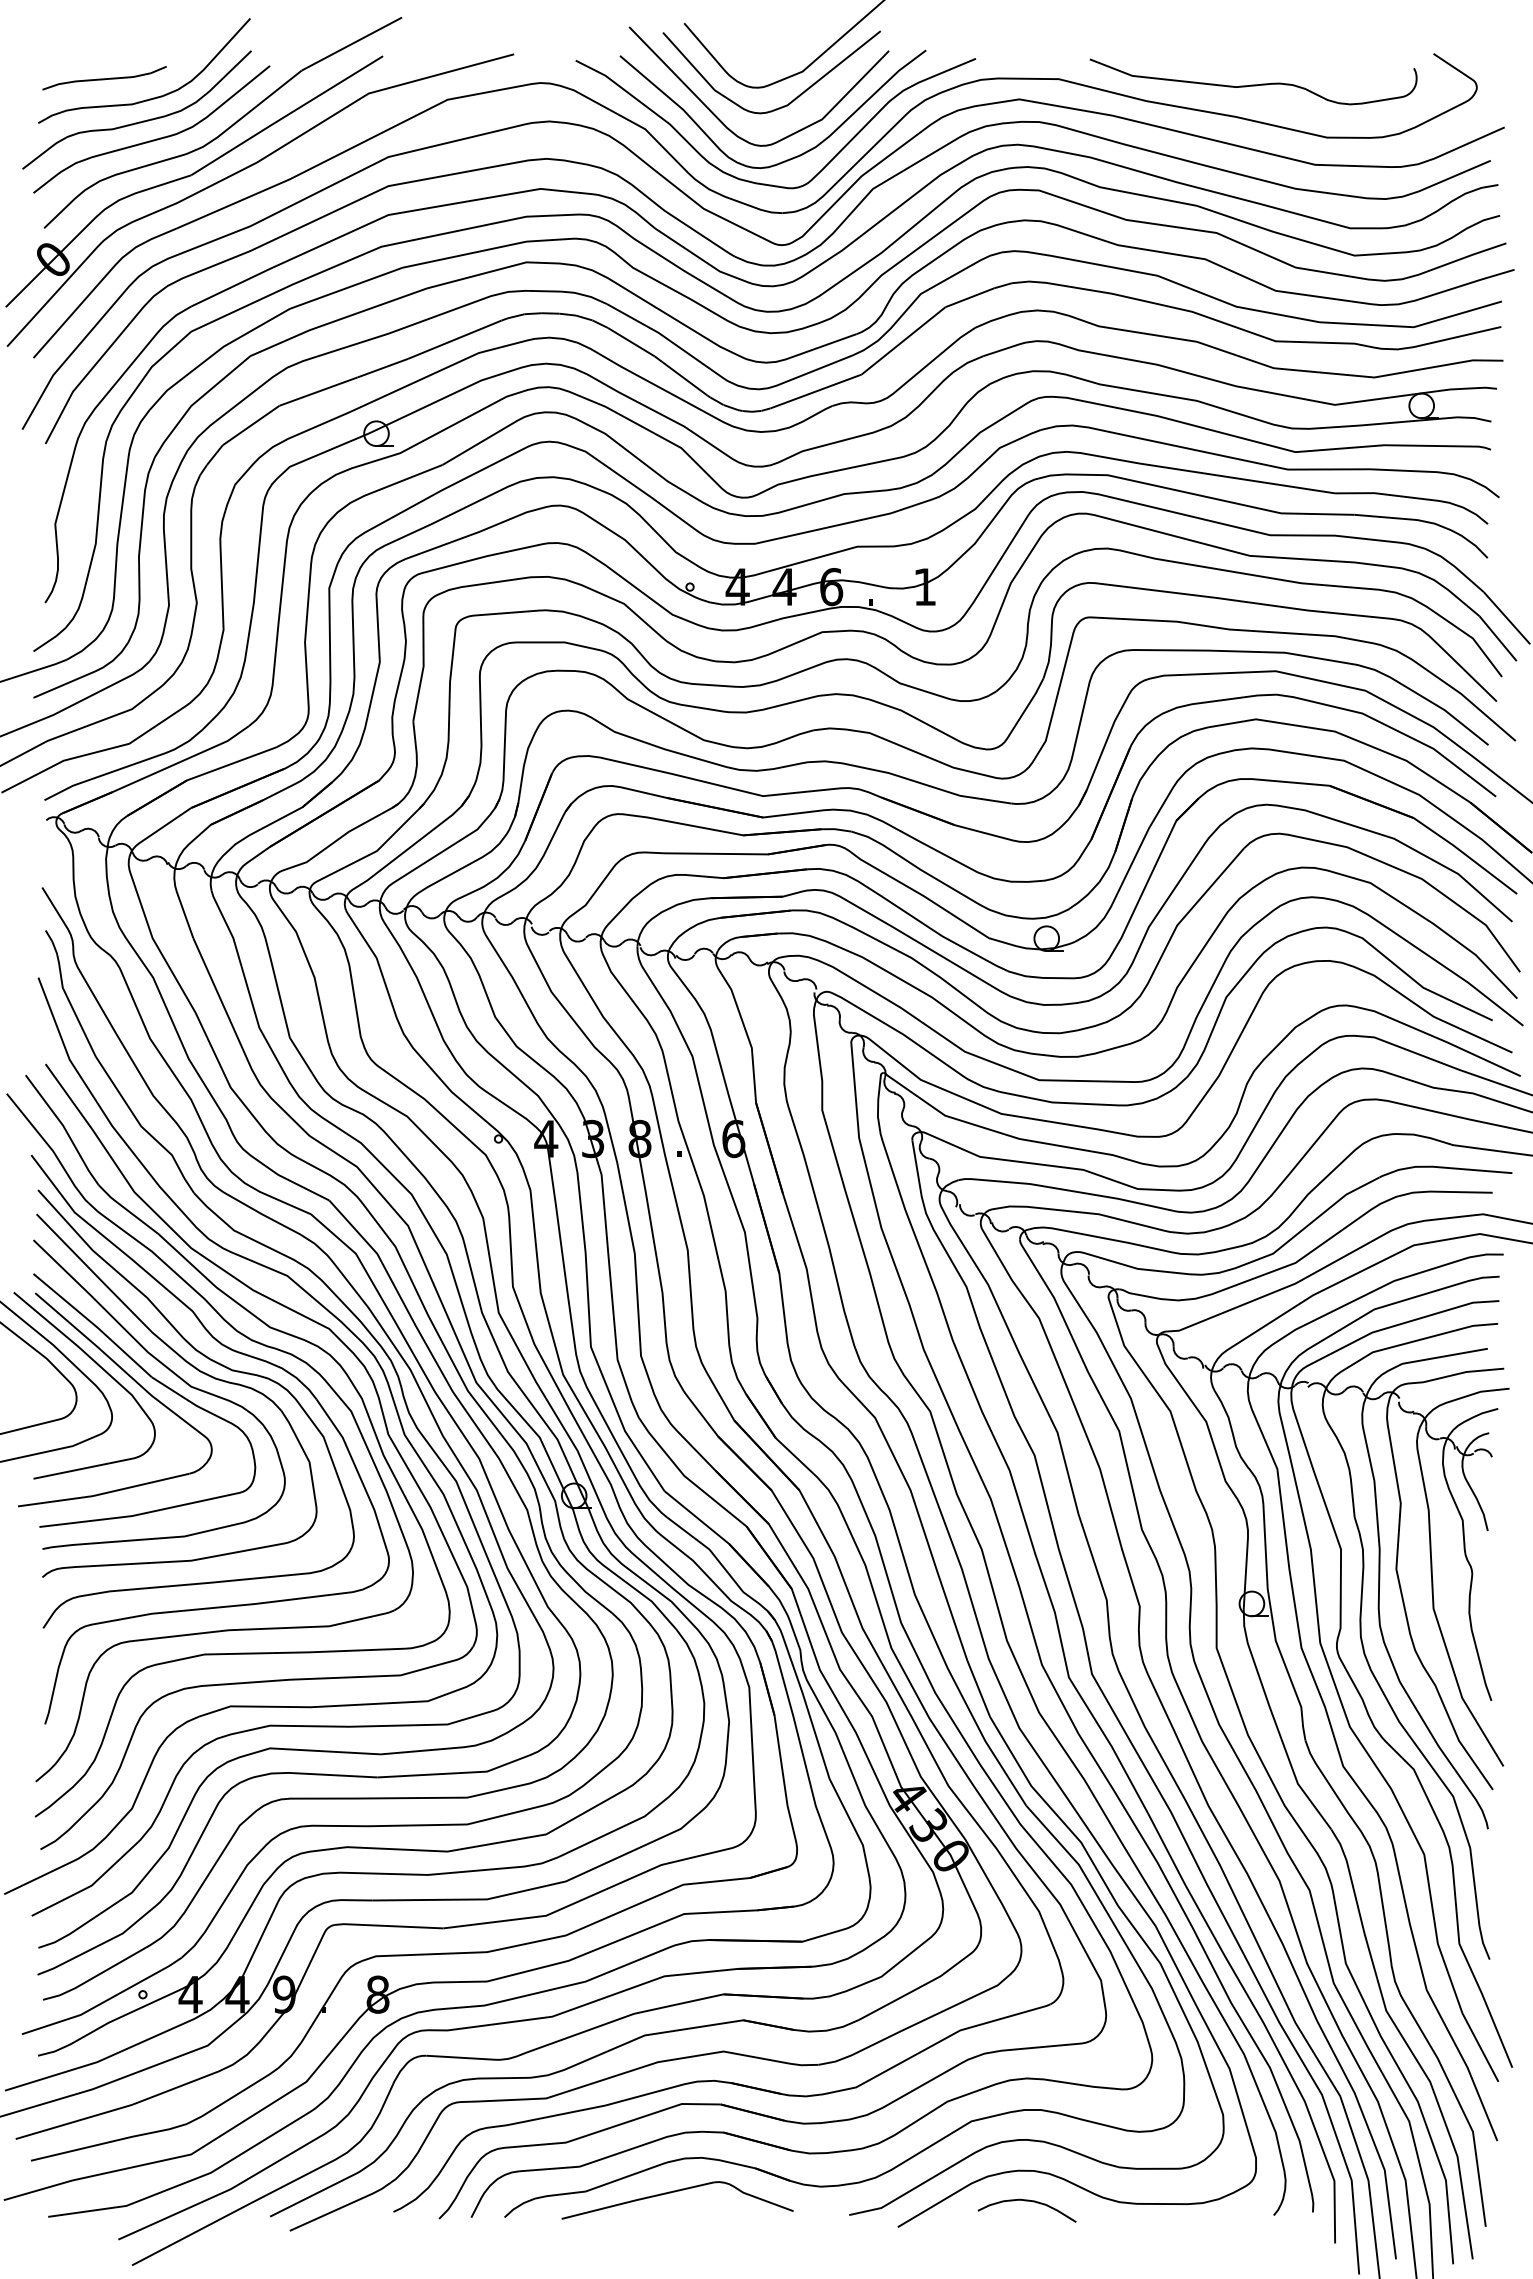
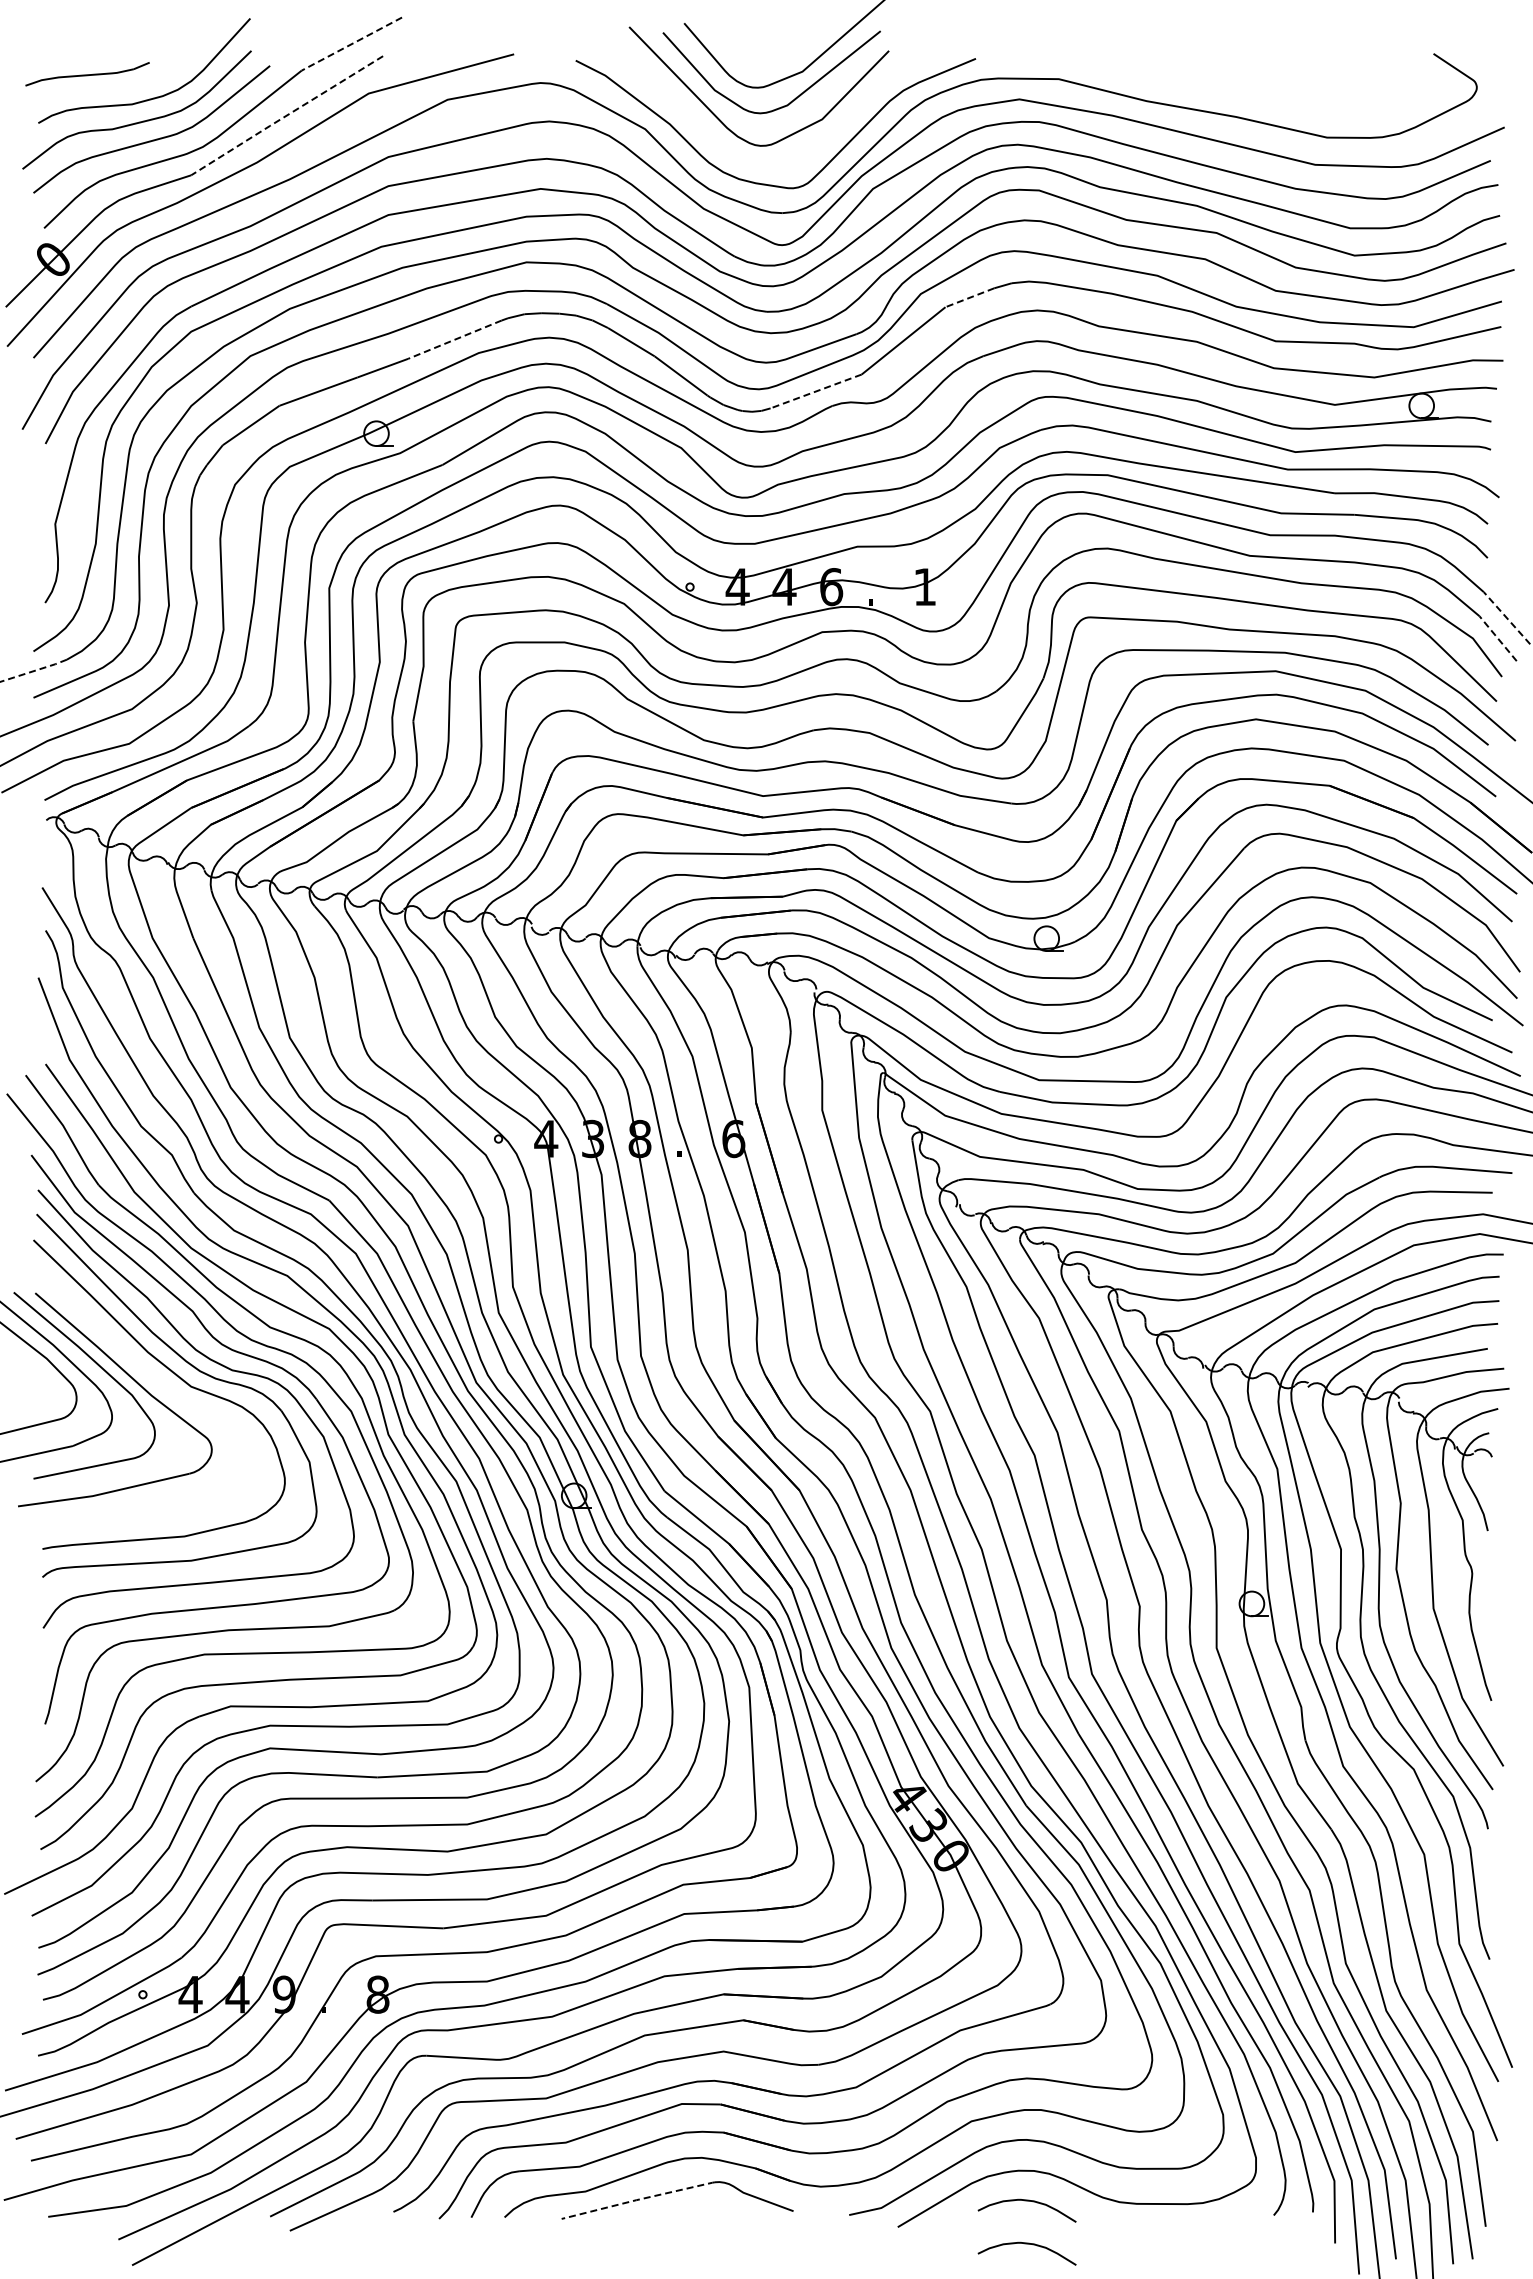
line: solid -> dashed (351, 44)
part position: (104, 78) -> (87, 74) (87, 74)
curve: present -> none (1253, 84)
line: solid -> dashed (286, 115)
curve: present -> none (789, 158)
line: solid -> dashed (969, 297)
line: solid -> dashed (454, 339)
line: solid -> dashed (816, 391)
line: solid -> dashed (1507, 618)
line: solid -> dashed (1497, 638)
line: solid -> dashed (34, 670)
part: present -> none (154, 1380)
line: solid -> dashed (638, 2199)
curve: none -> present (1026, 2244)
